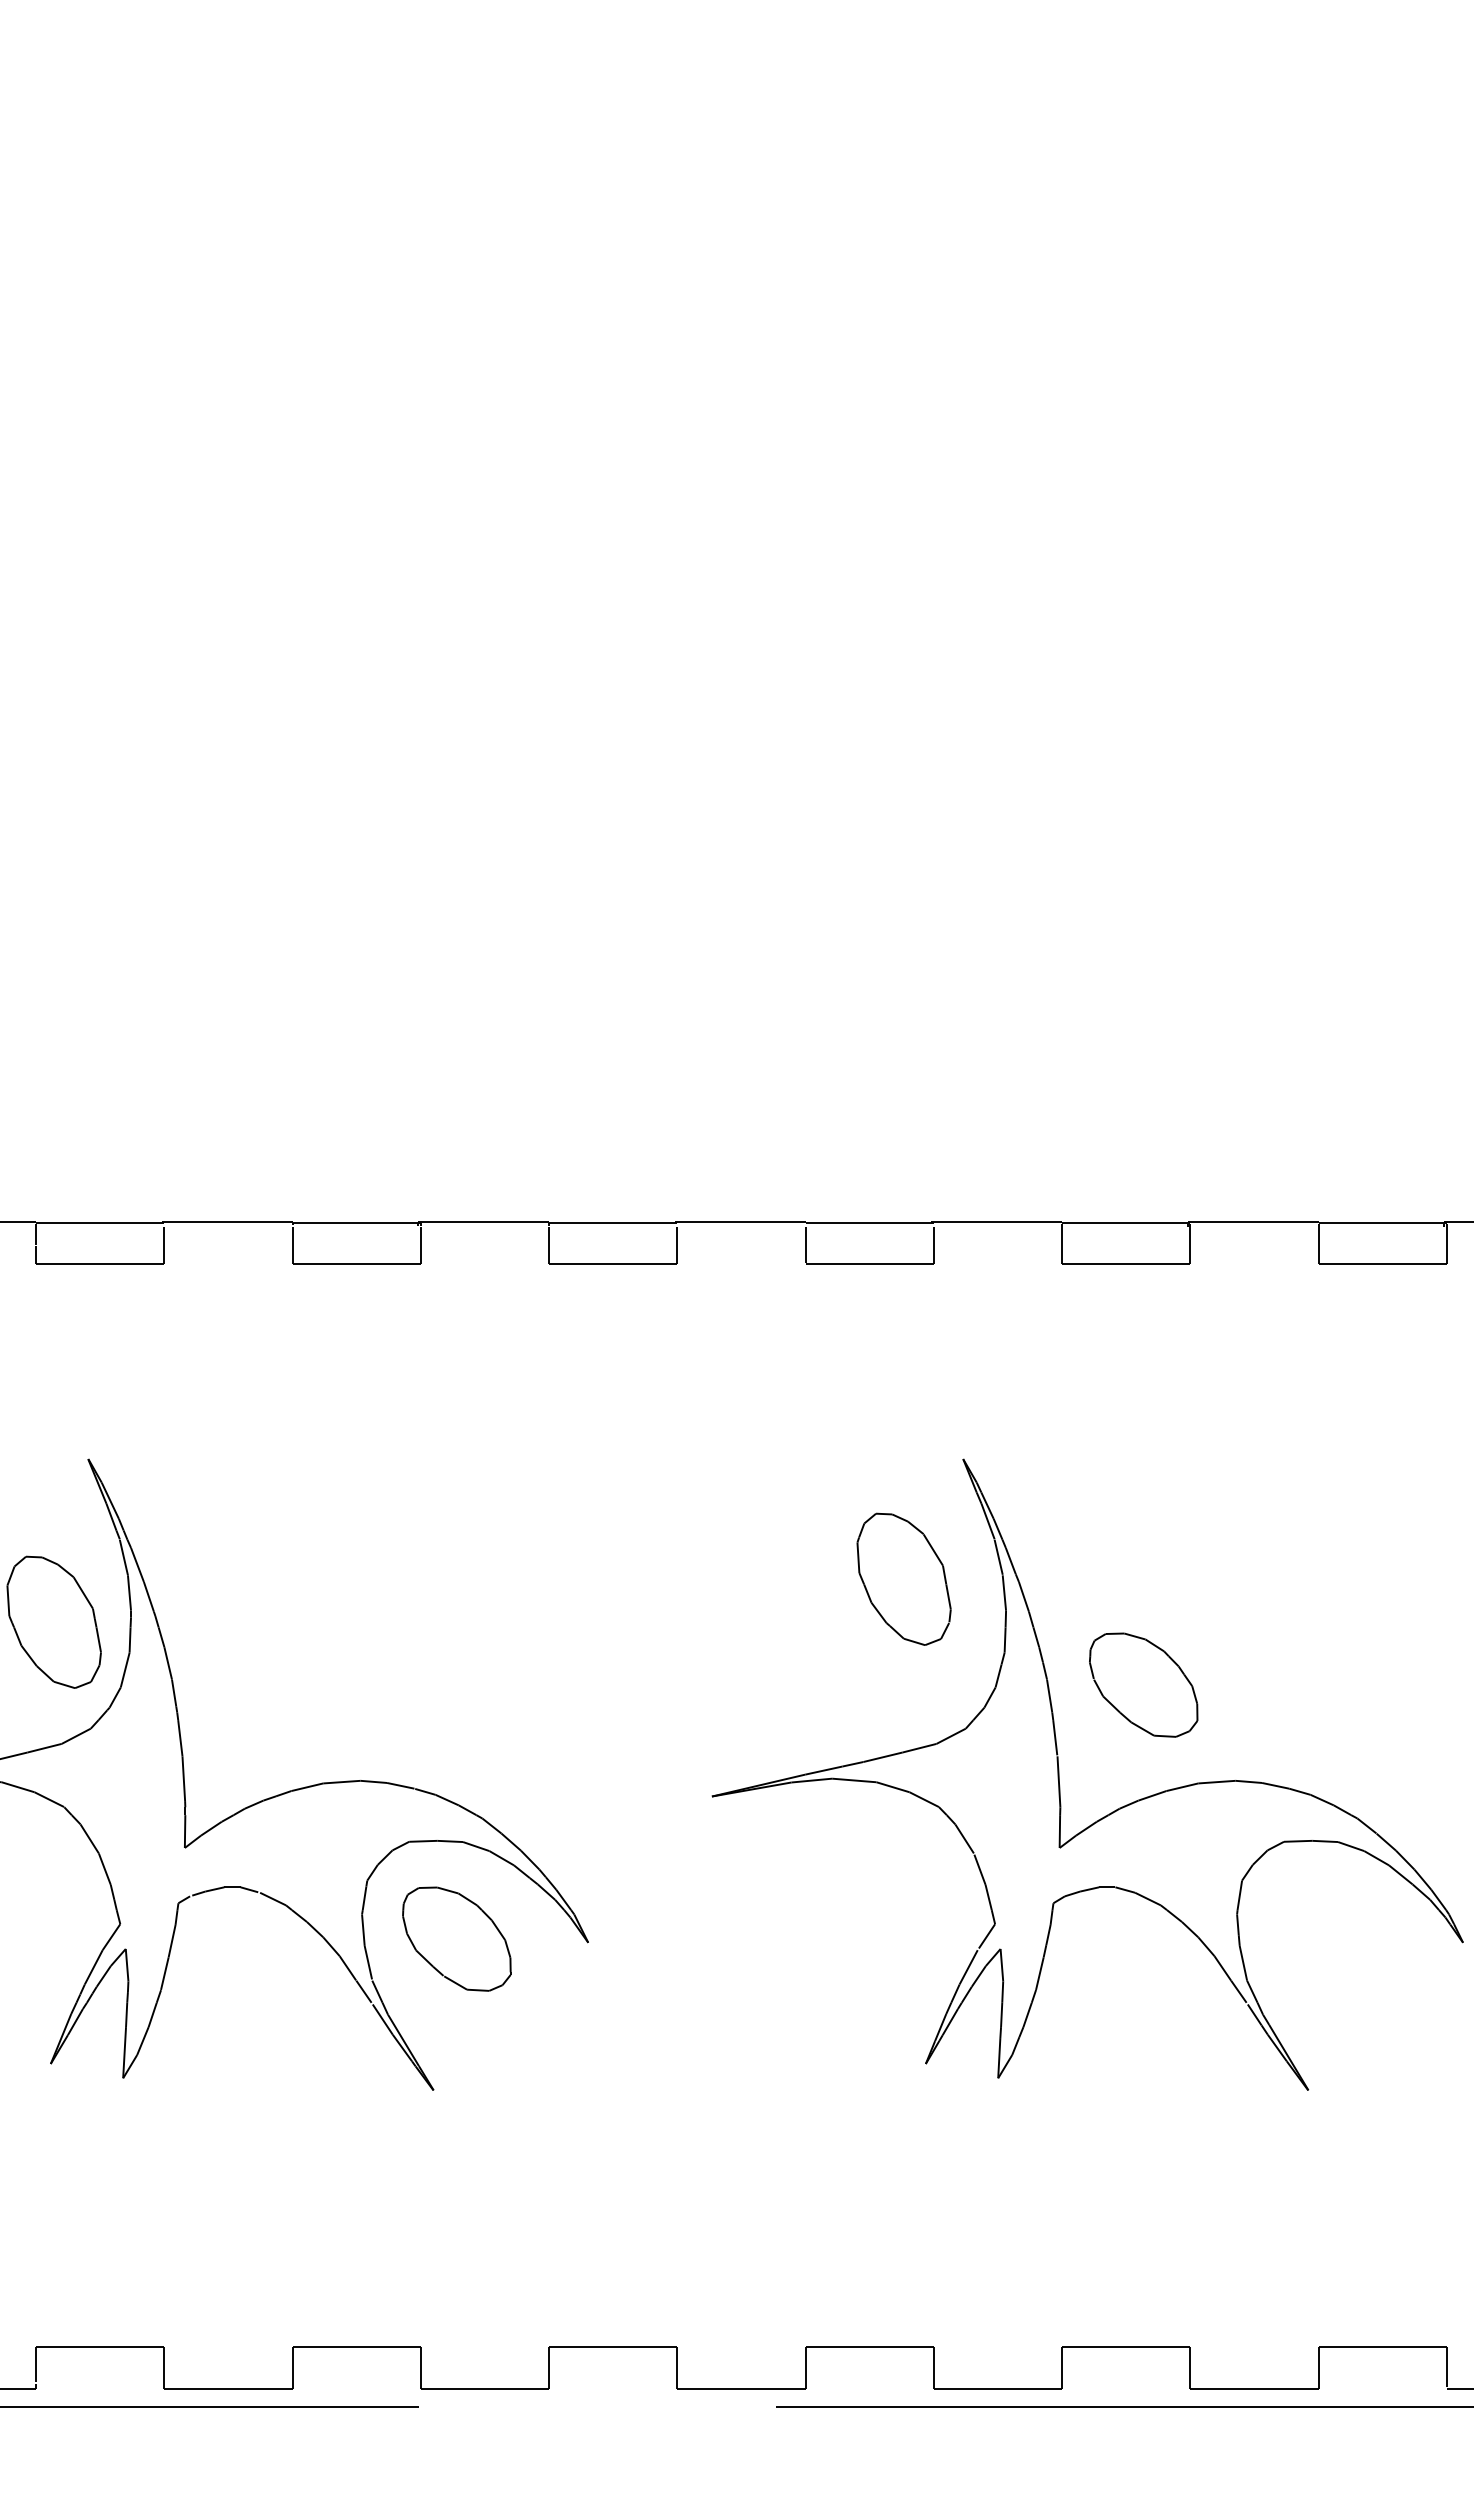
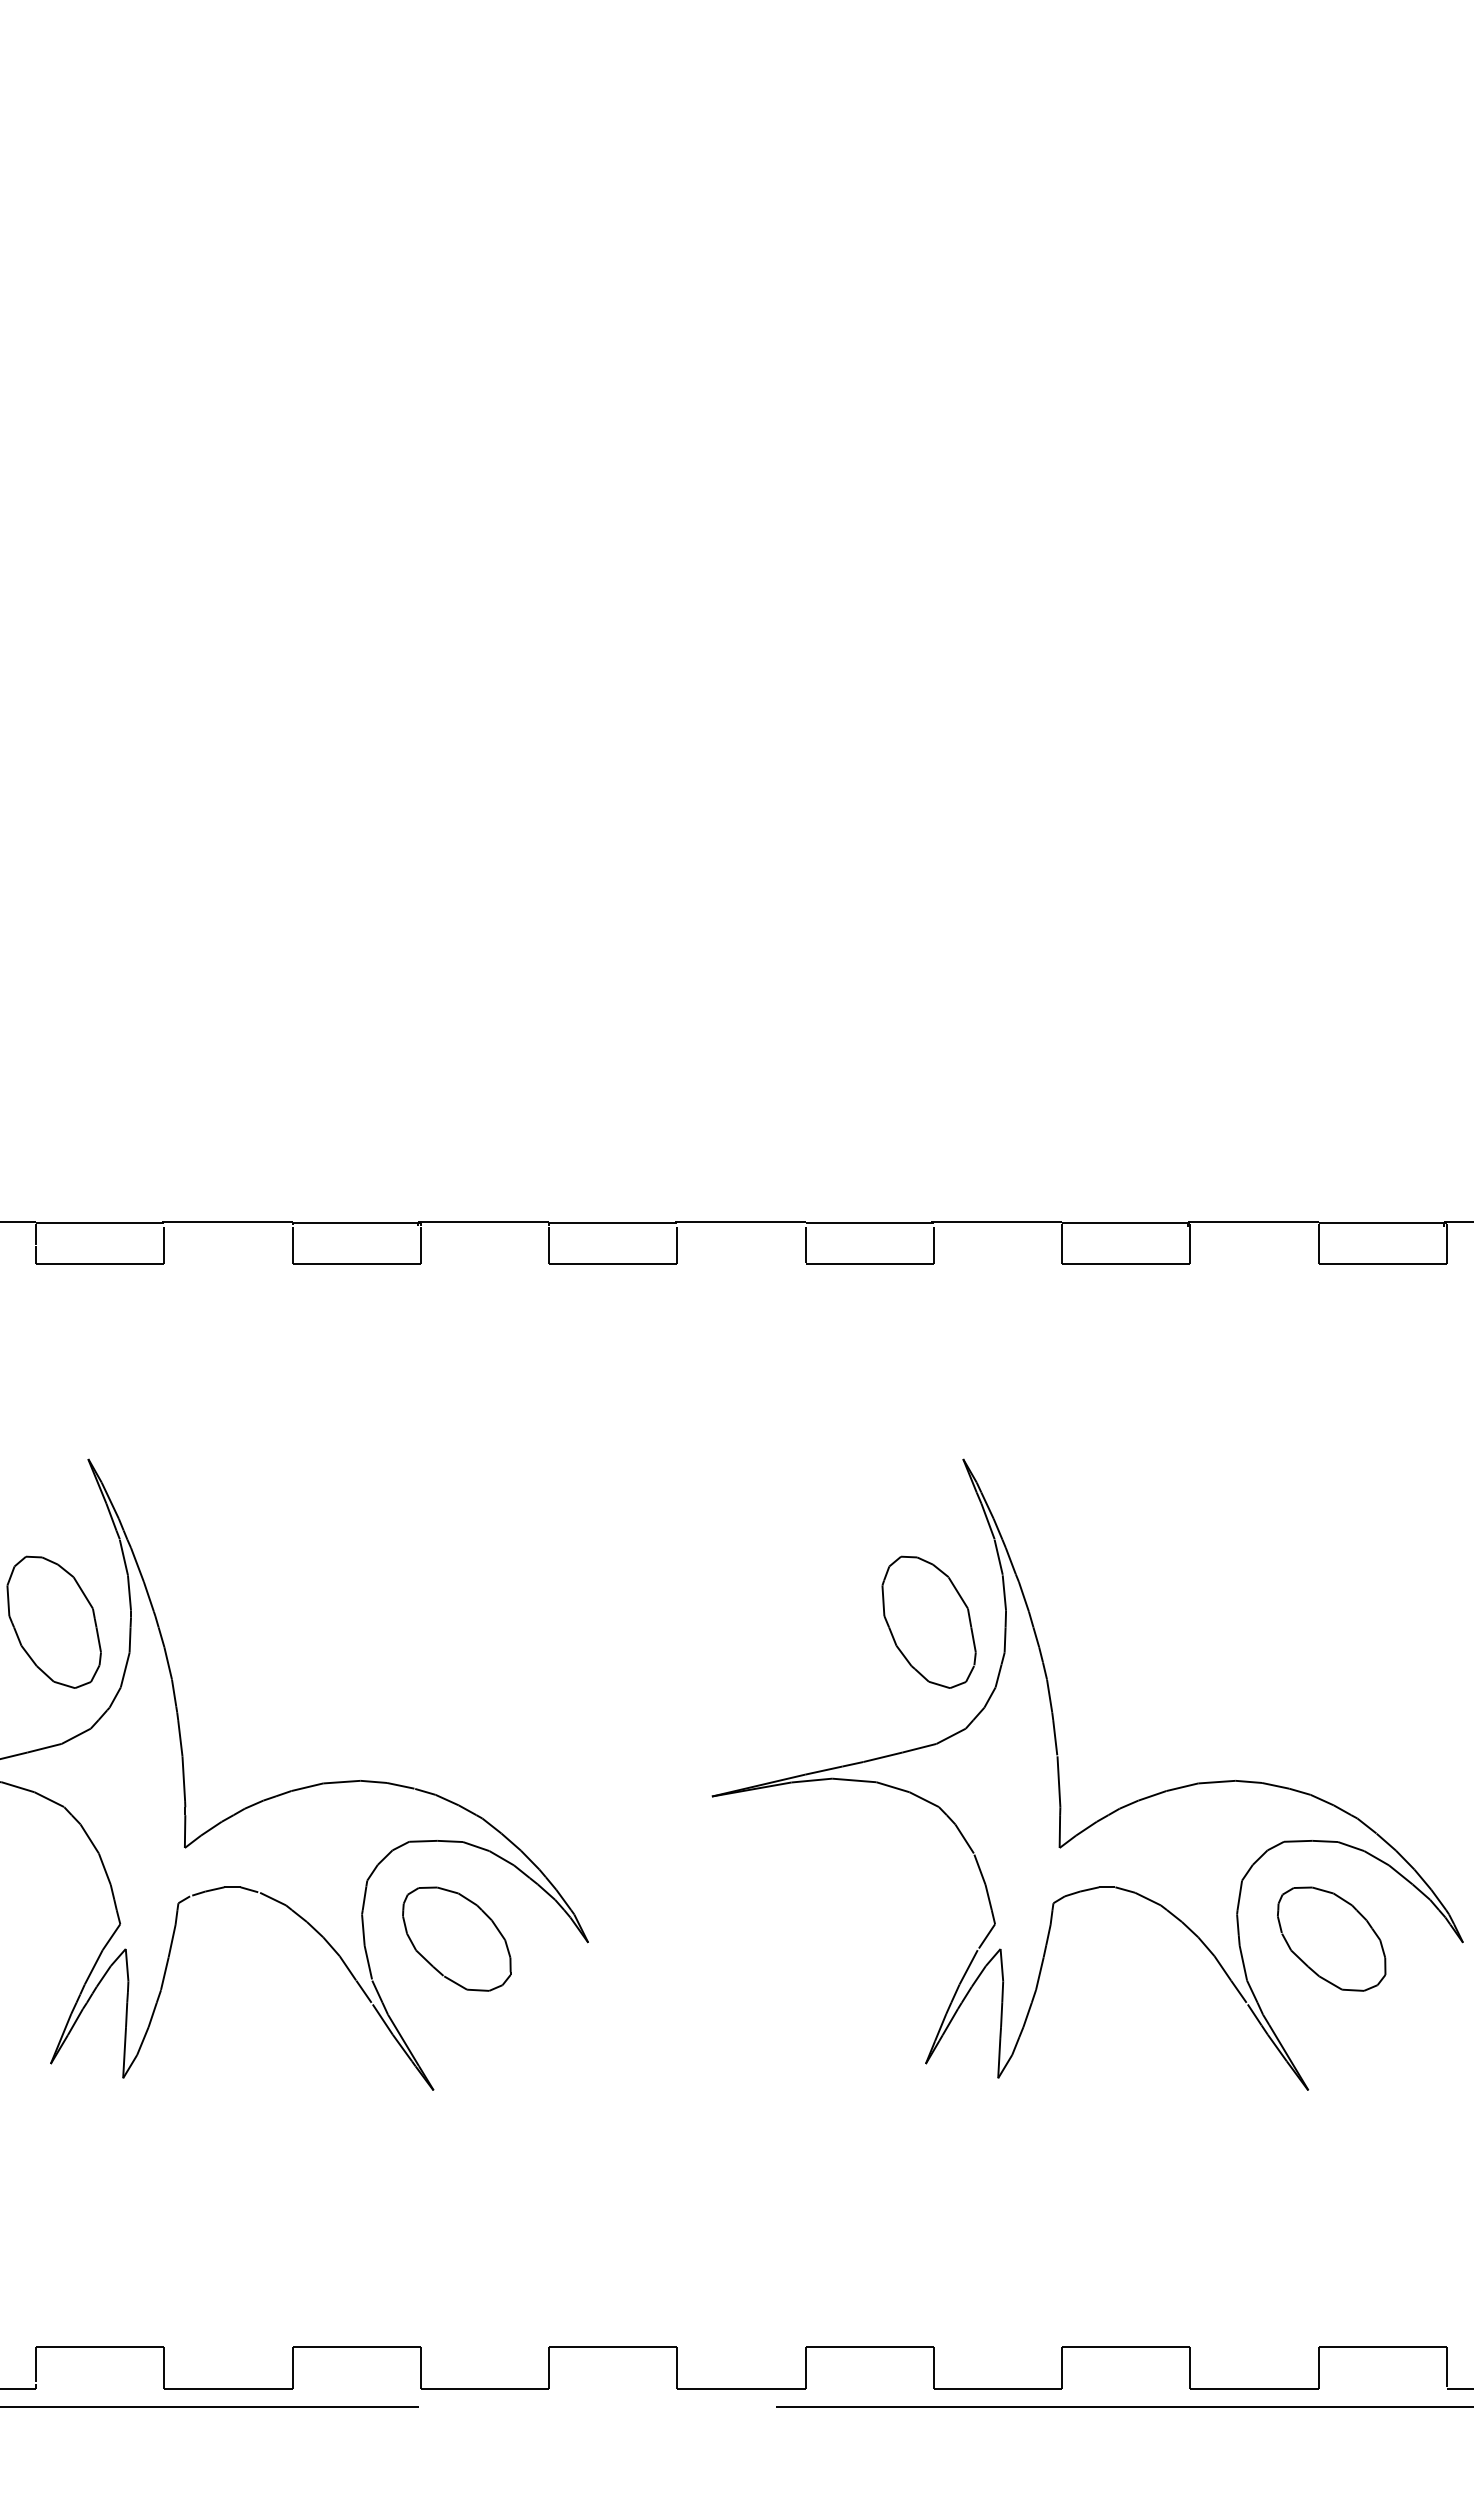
part position: (903, 1578) -> (928, 1621) (928, 1621)
part position: (1143, 1684) -> (1331, 1938) (1331, 1938)
